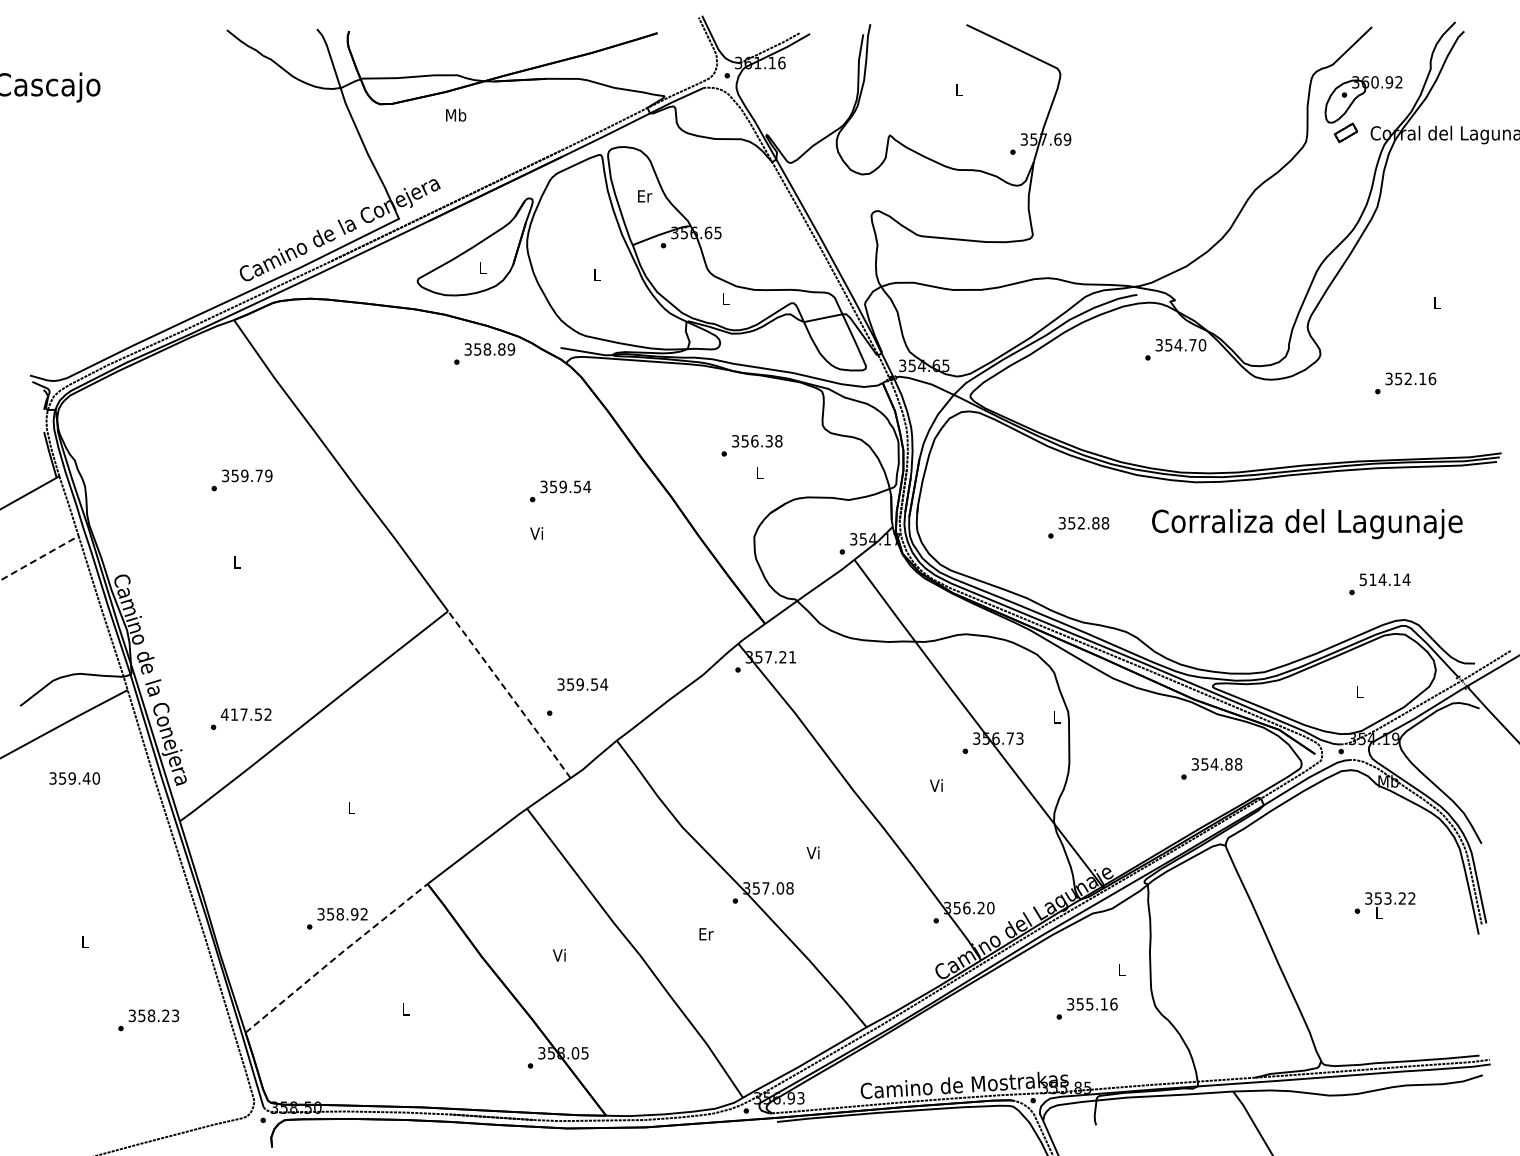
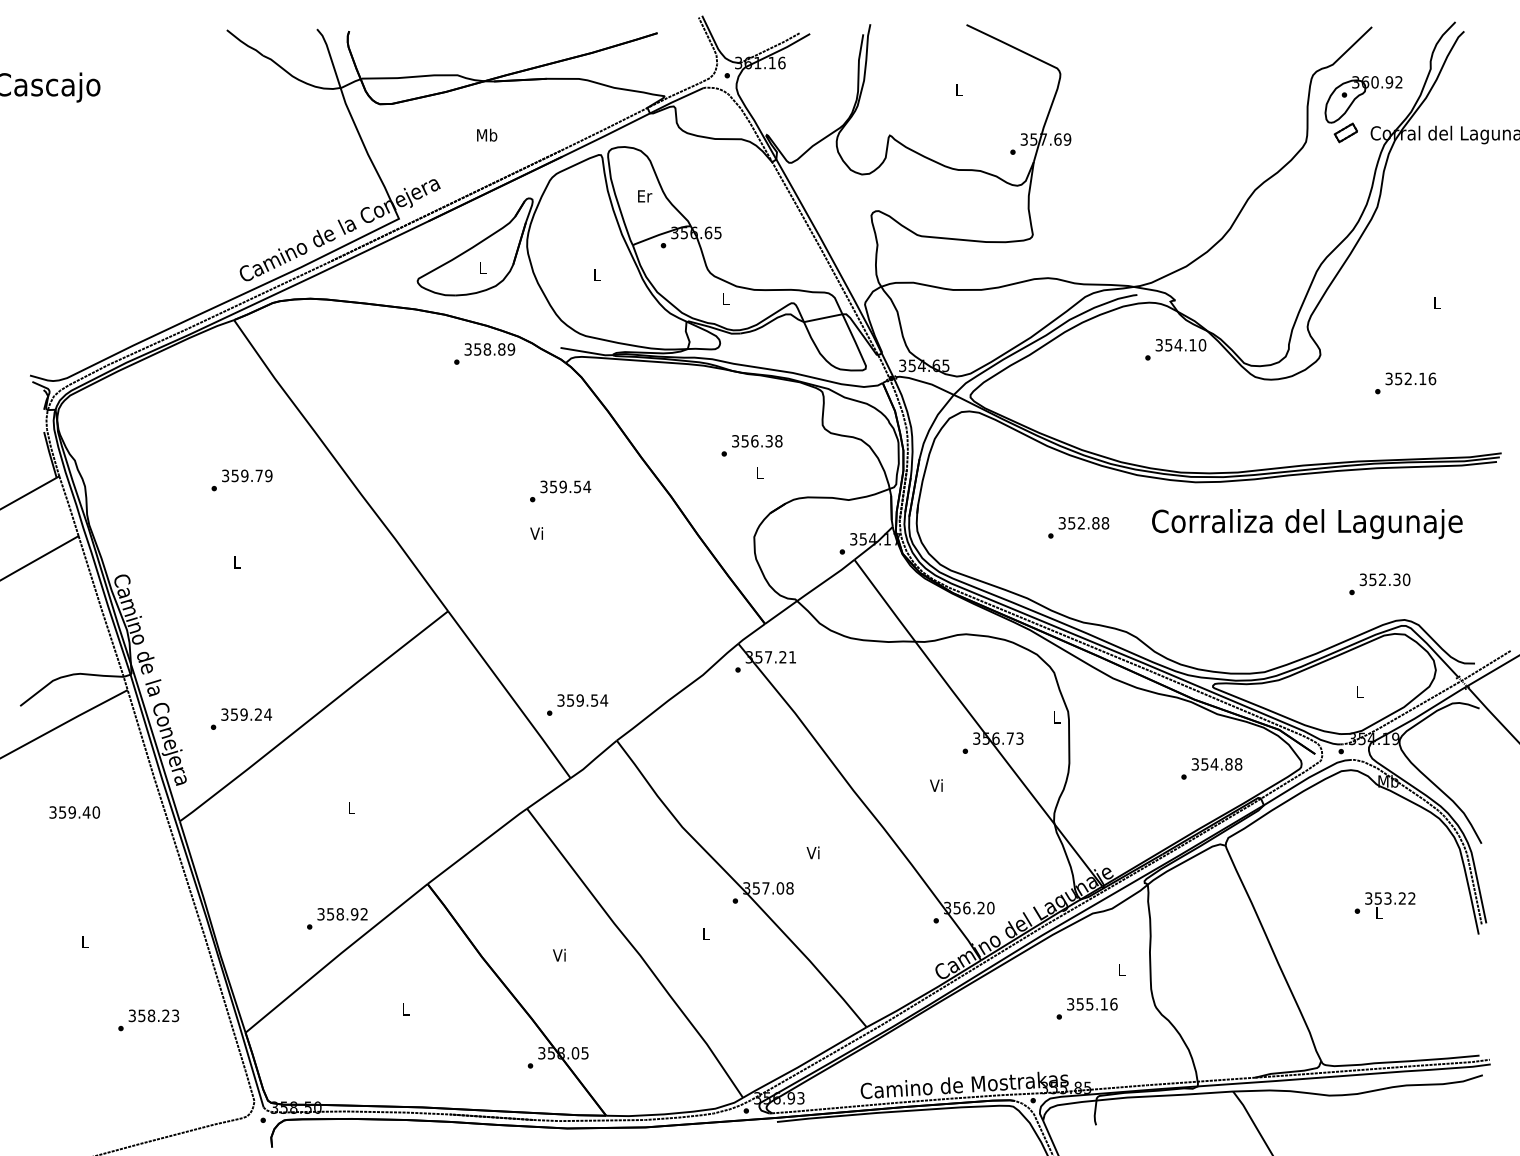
text position: (456, 114) -> (487, 134) (487, 134)
text: 354.70 -> 354.10 (1192, 345)
line: dashed -> solid (39, 558)
text: 514.14 -> 352.30 (1385, 579)
text position: (582, 684) -> (582, 700) (582, 700)
line: dashed -> solid (509, 694)
text: 417.52 -> 359.24 (246, 714)
text position: (74, 778) -> (74, 812) (74, 812)
text: Er -> L (706, 934)
line: dashed -> solid (336, 957)
